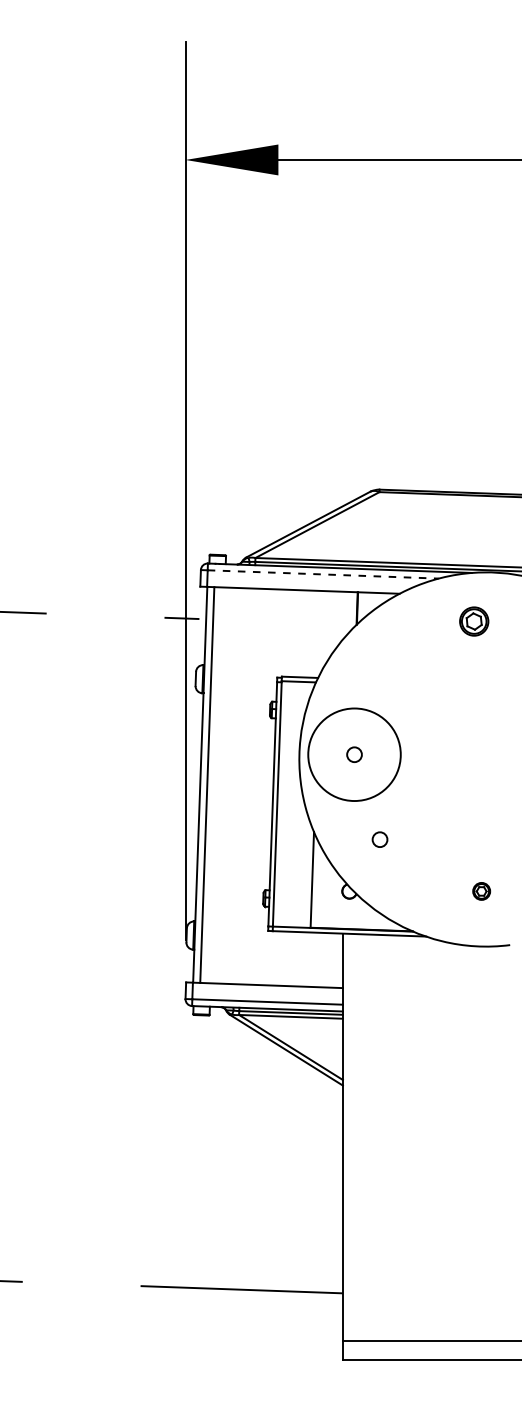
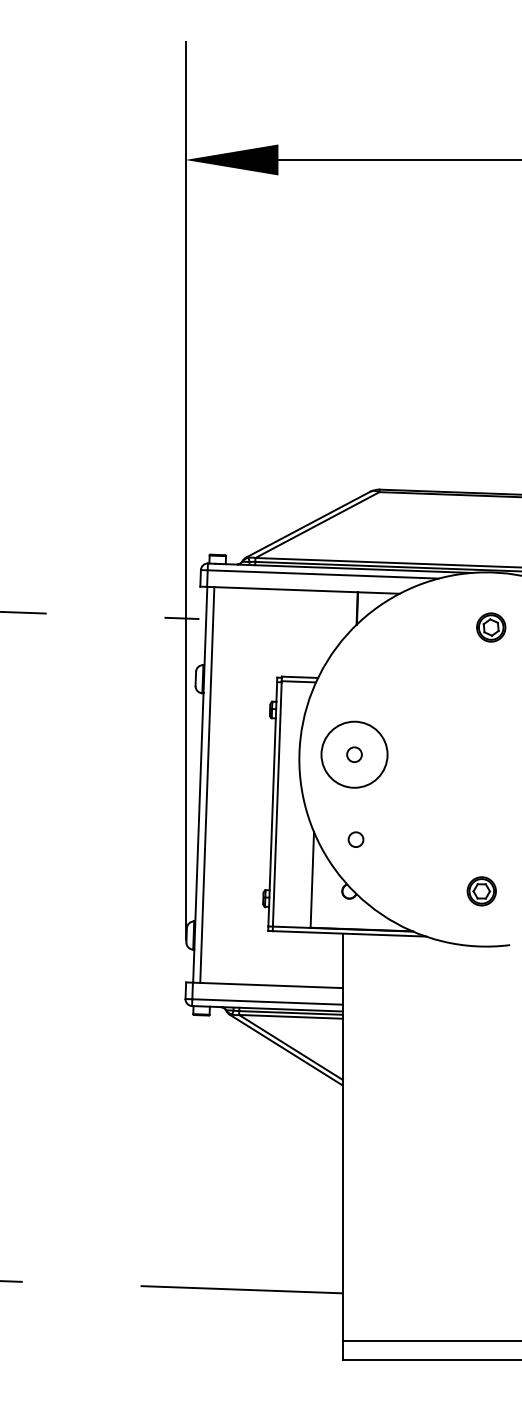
line: dashed -> solid (323, 574)
part position: (474, 621) -> (491, 627) (491, 627)
circle diameter: 93 px -> 66 px (354, 754)
circle position: (379, 839) -> (355, 839) (355, 839)
part size: 20x19 px -> 31x31 px (481, 891)
